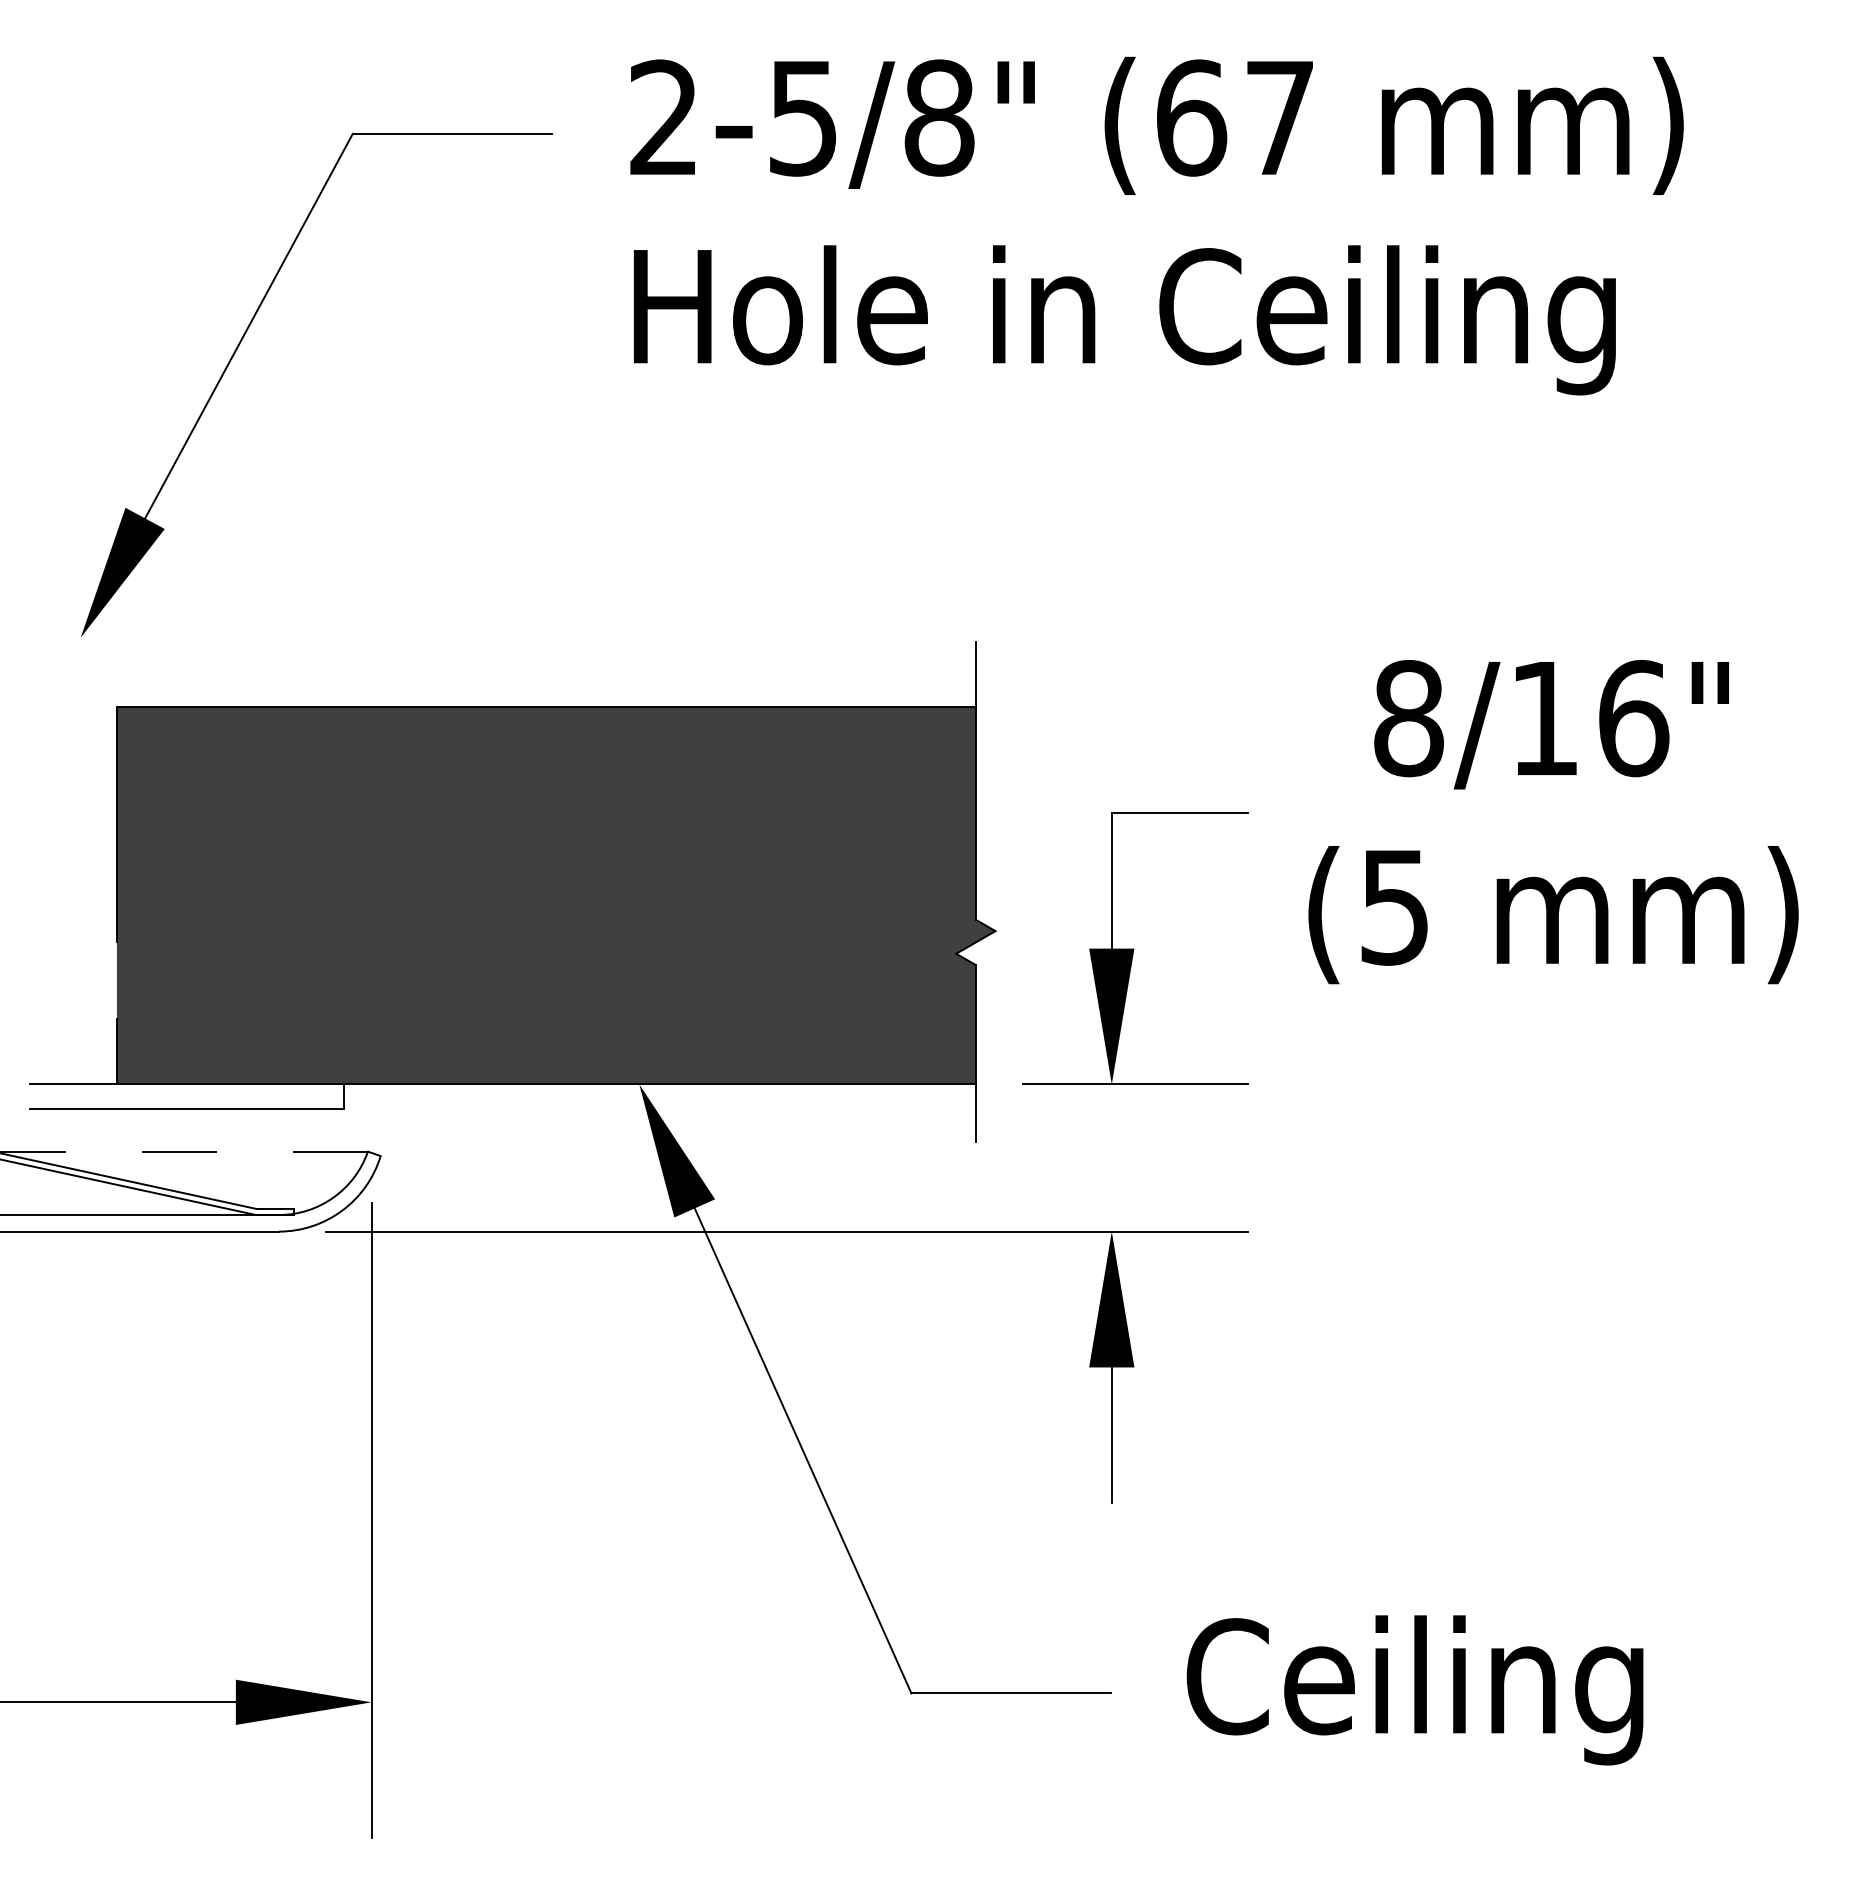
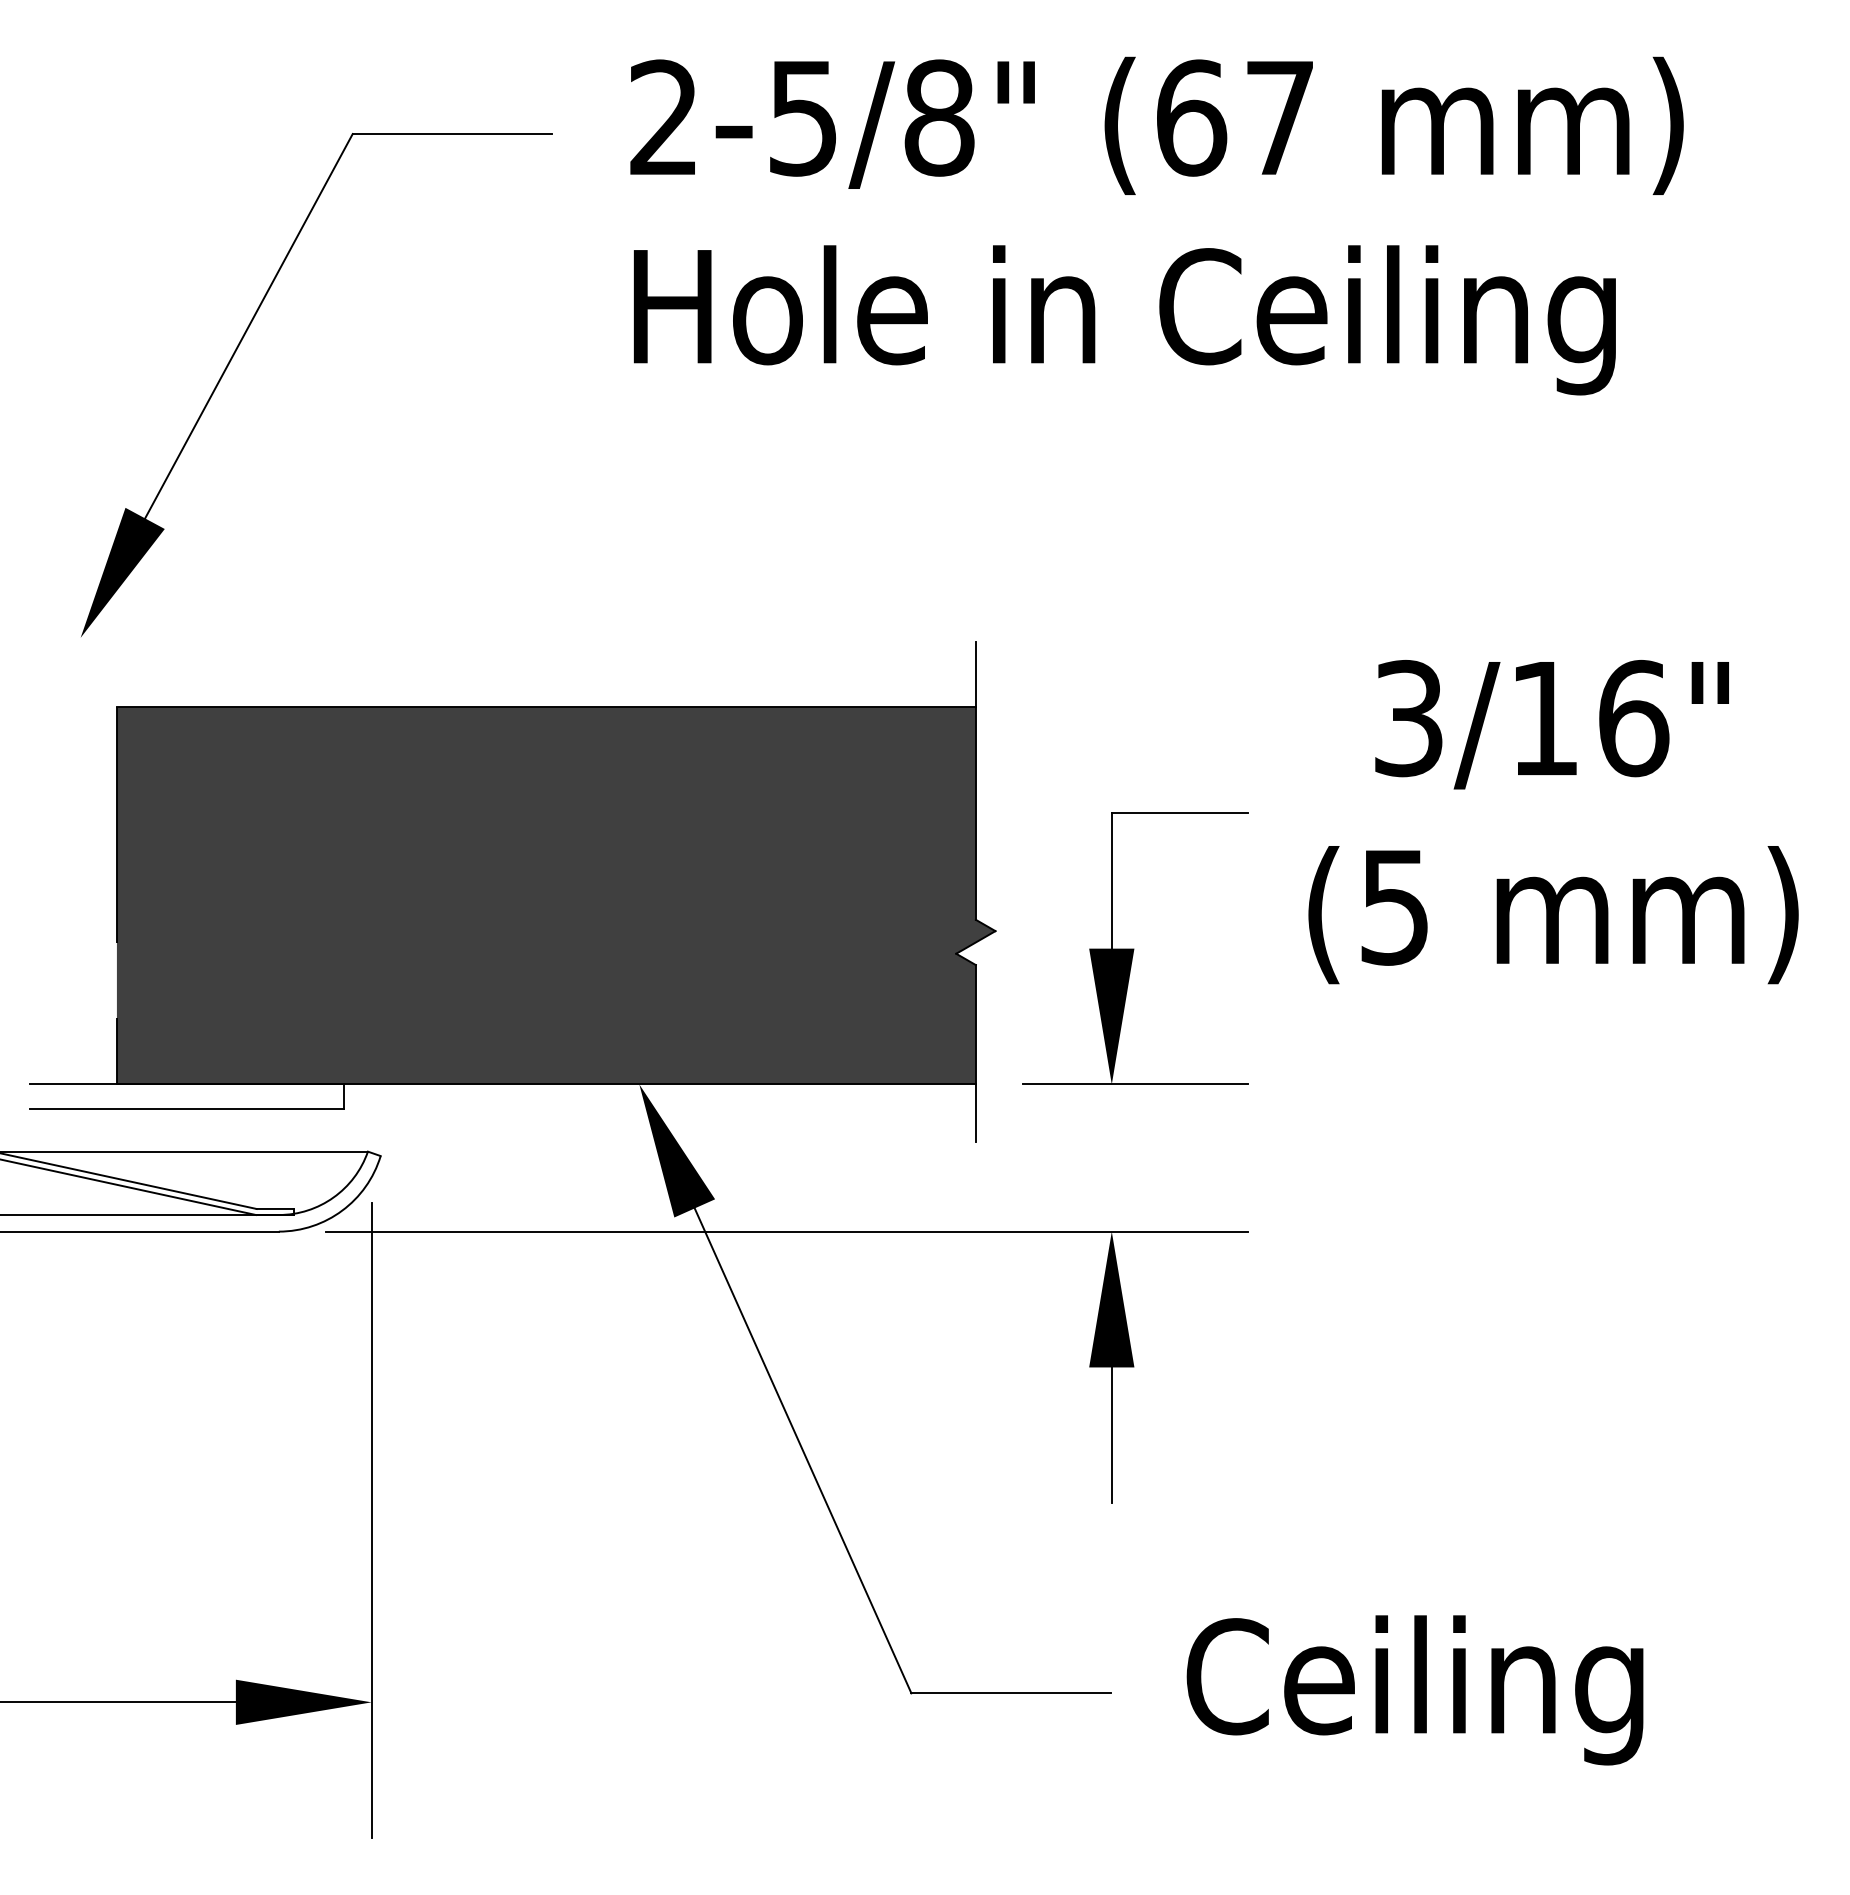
text: 8/16" -> 3/16" (1408, 718)
line: dashed -> solid (184, 1151)
